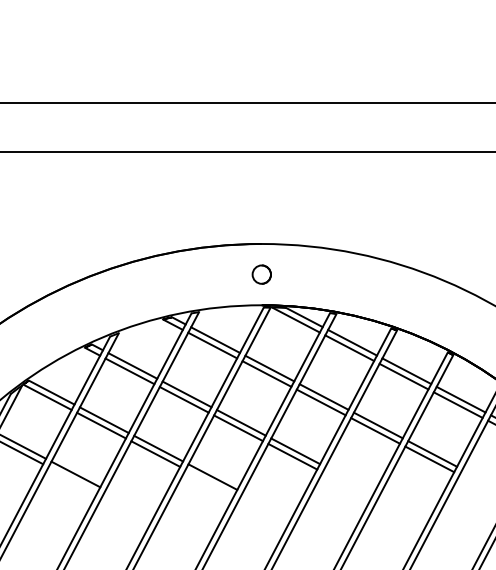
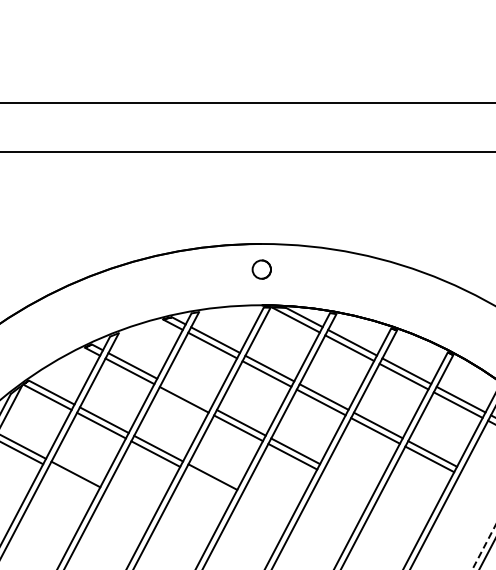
part position: (261, 274) -> (261, 269) (261, 269)
line: present -> none (186, 394)
line: solid -> dashed (484, 547)
